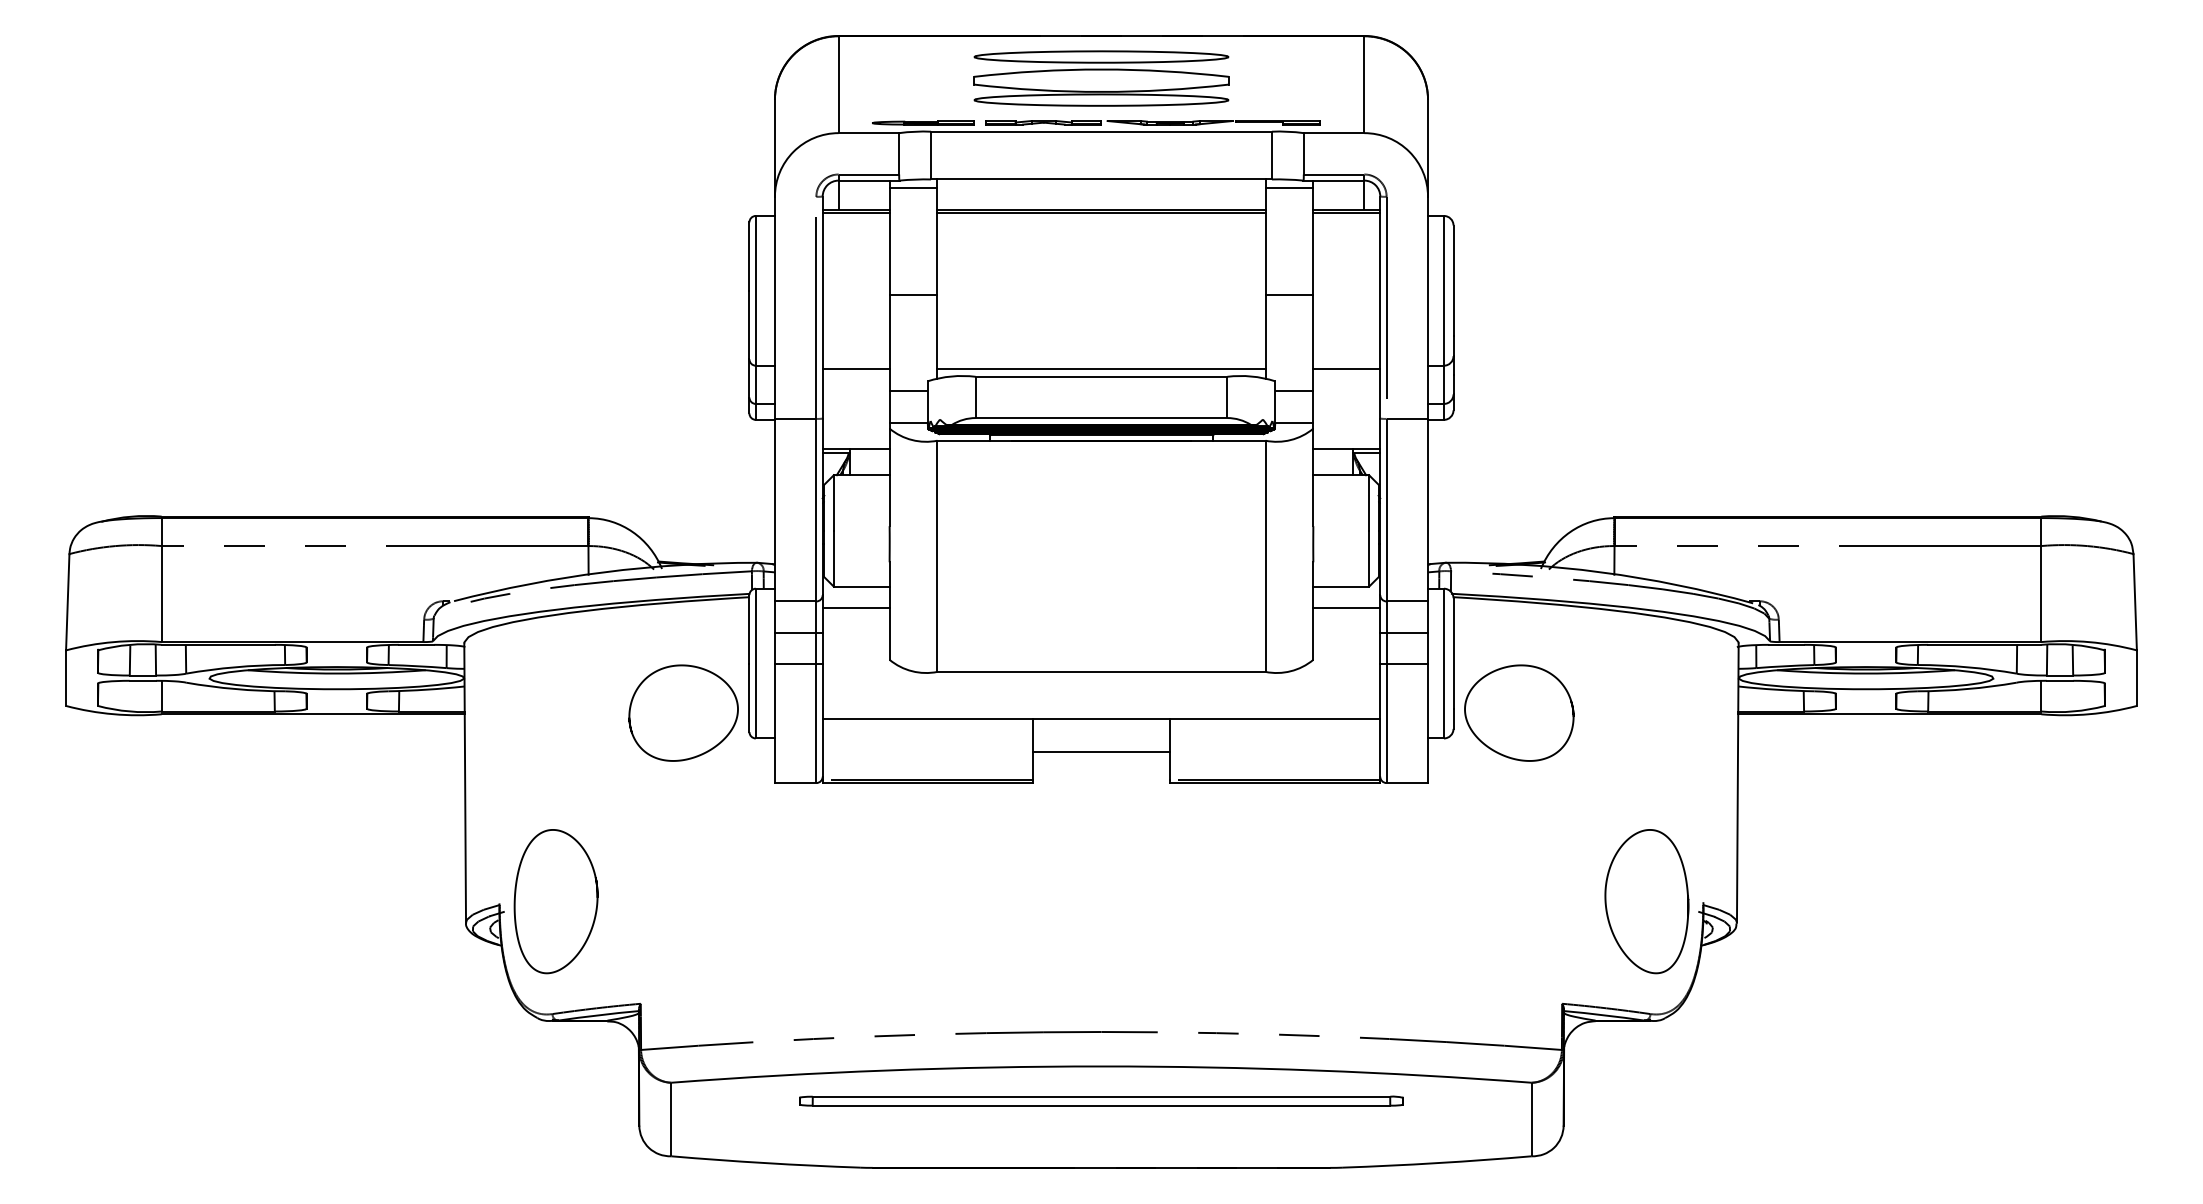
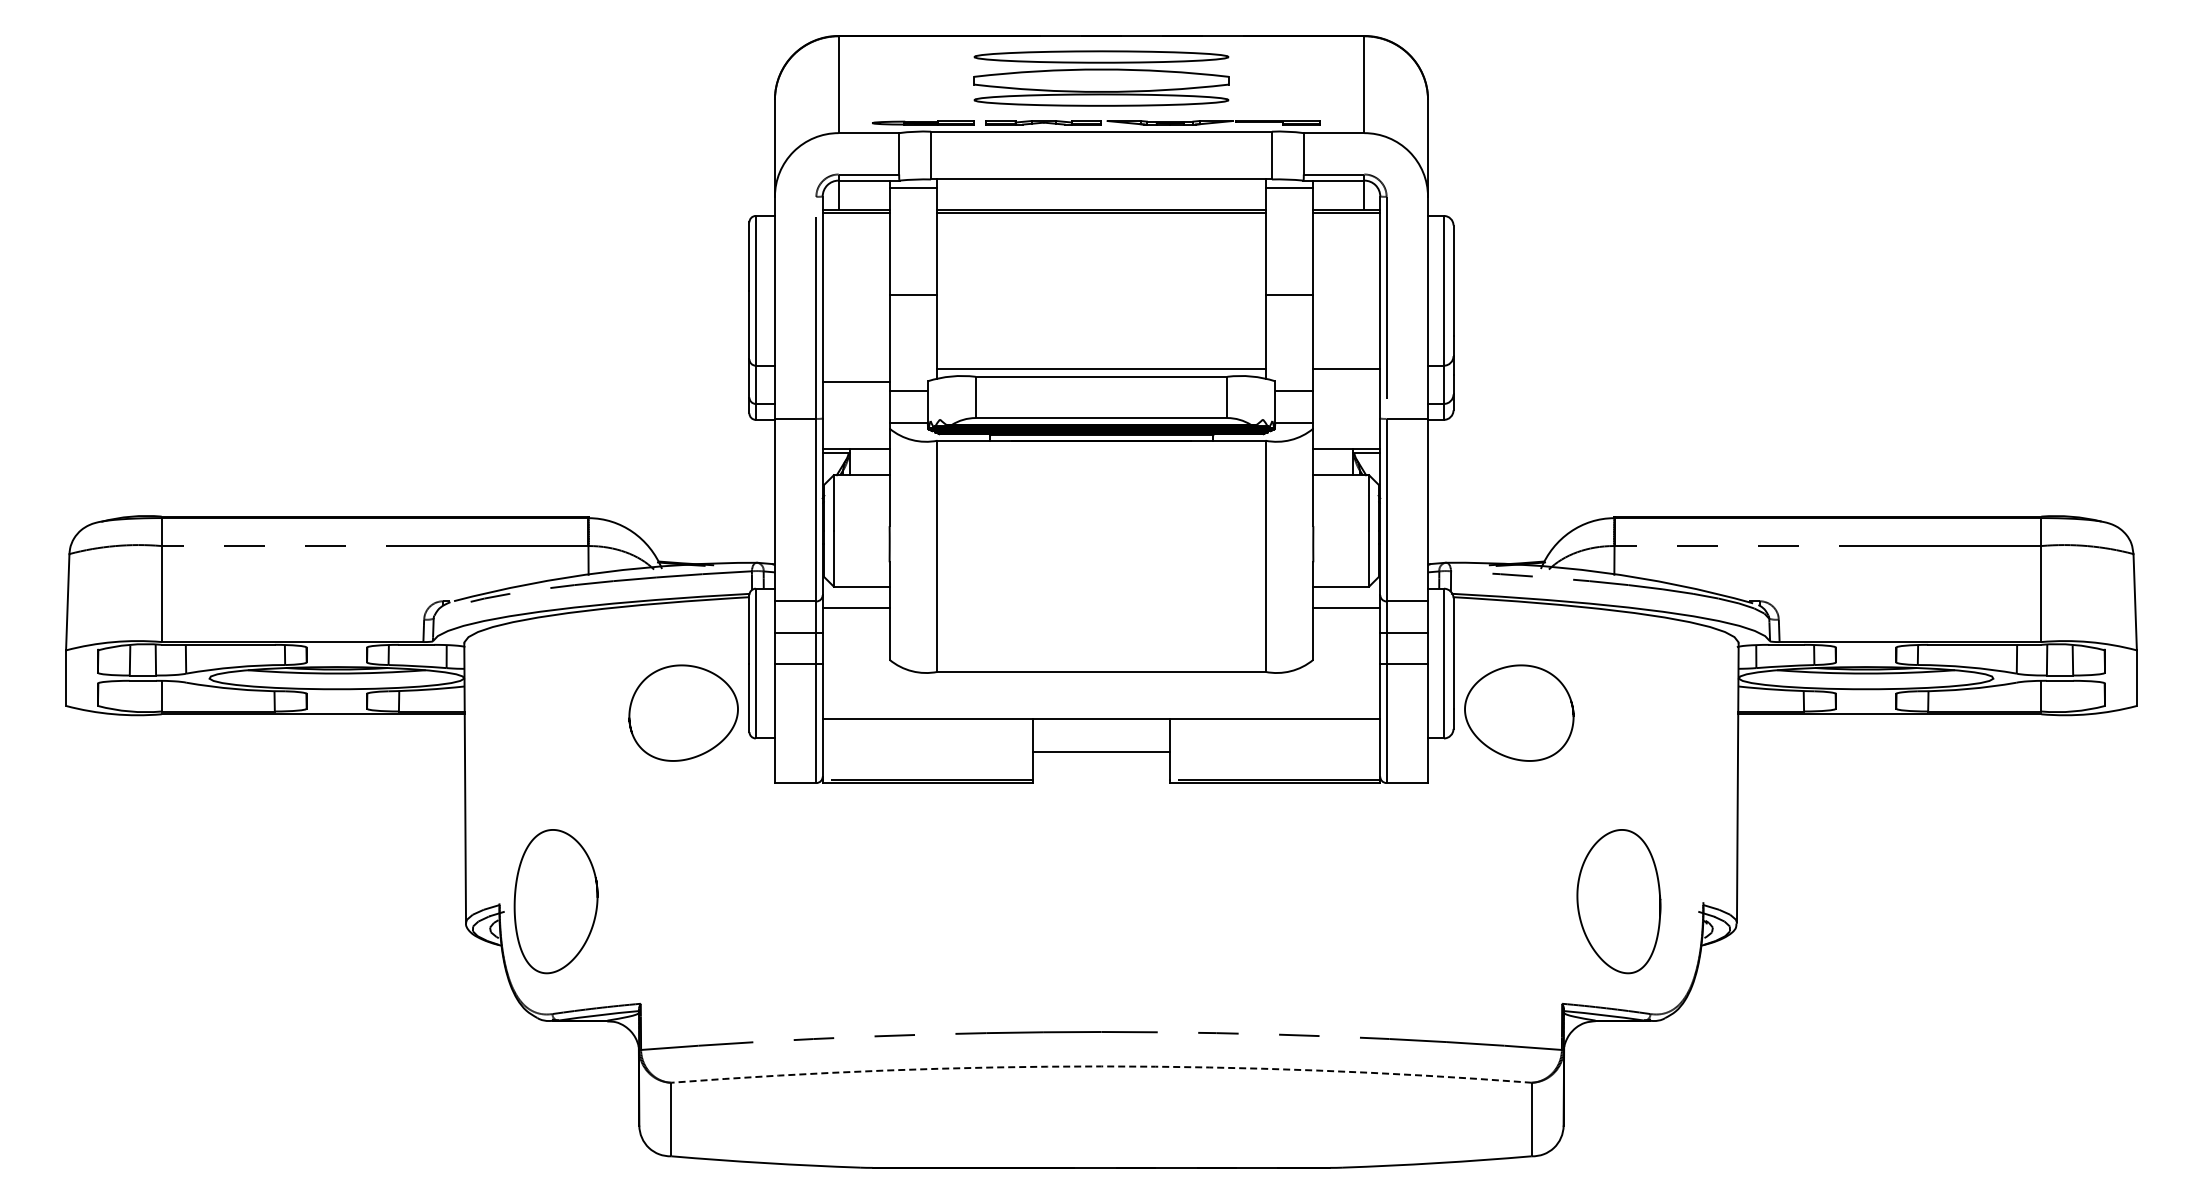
line position: (855, 368) -> (855, 381) (855, 381)
curve position: (1607, 908) -> (1579, 908) (1579, 908)
arc: solid -> dashed (1101, 1066)
part: present -> none (1101, 1100)
